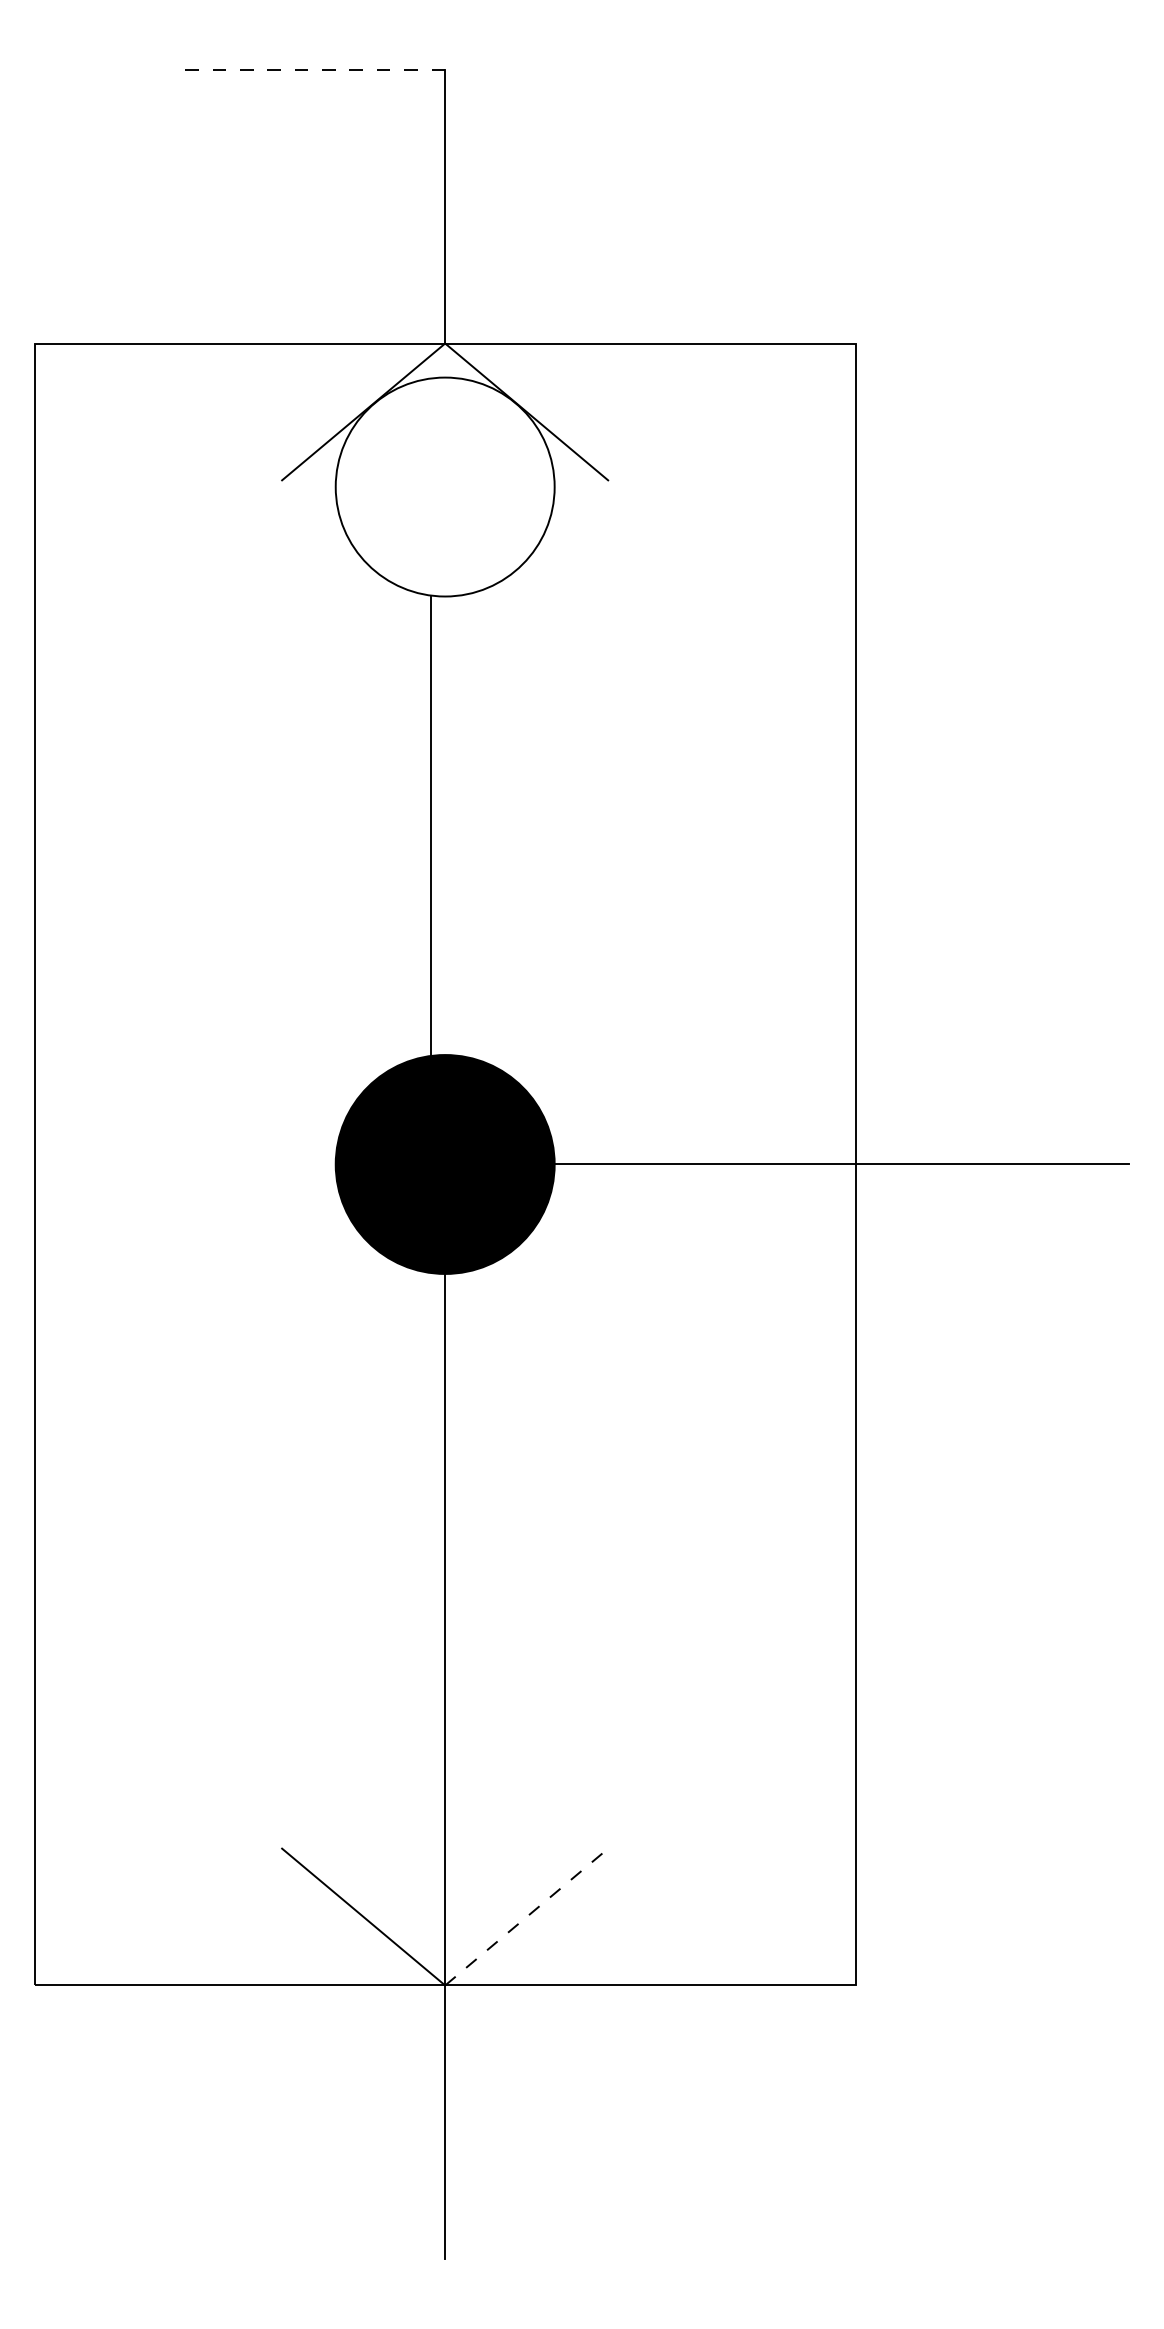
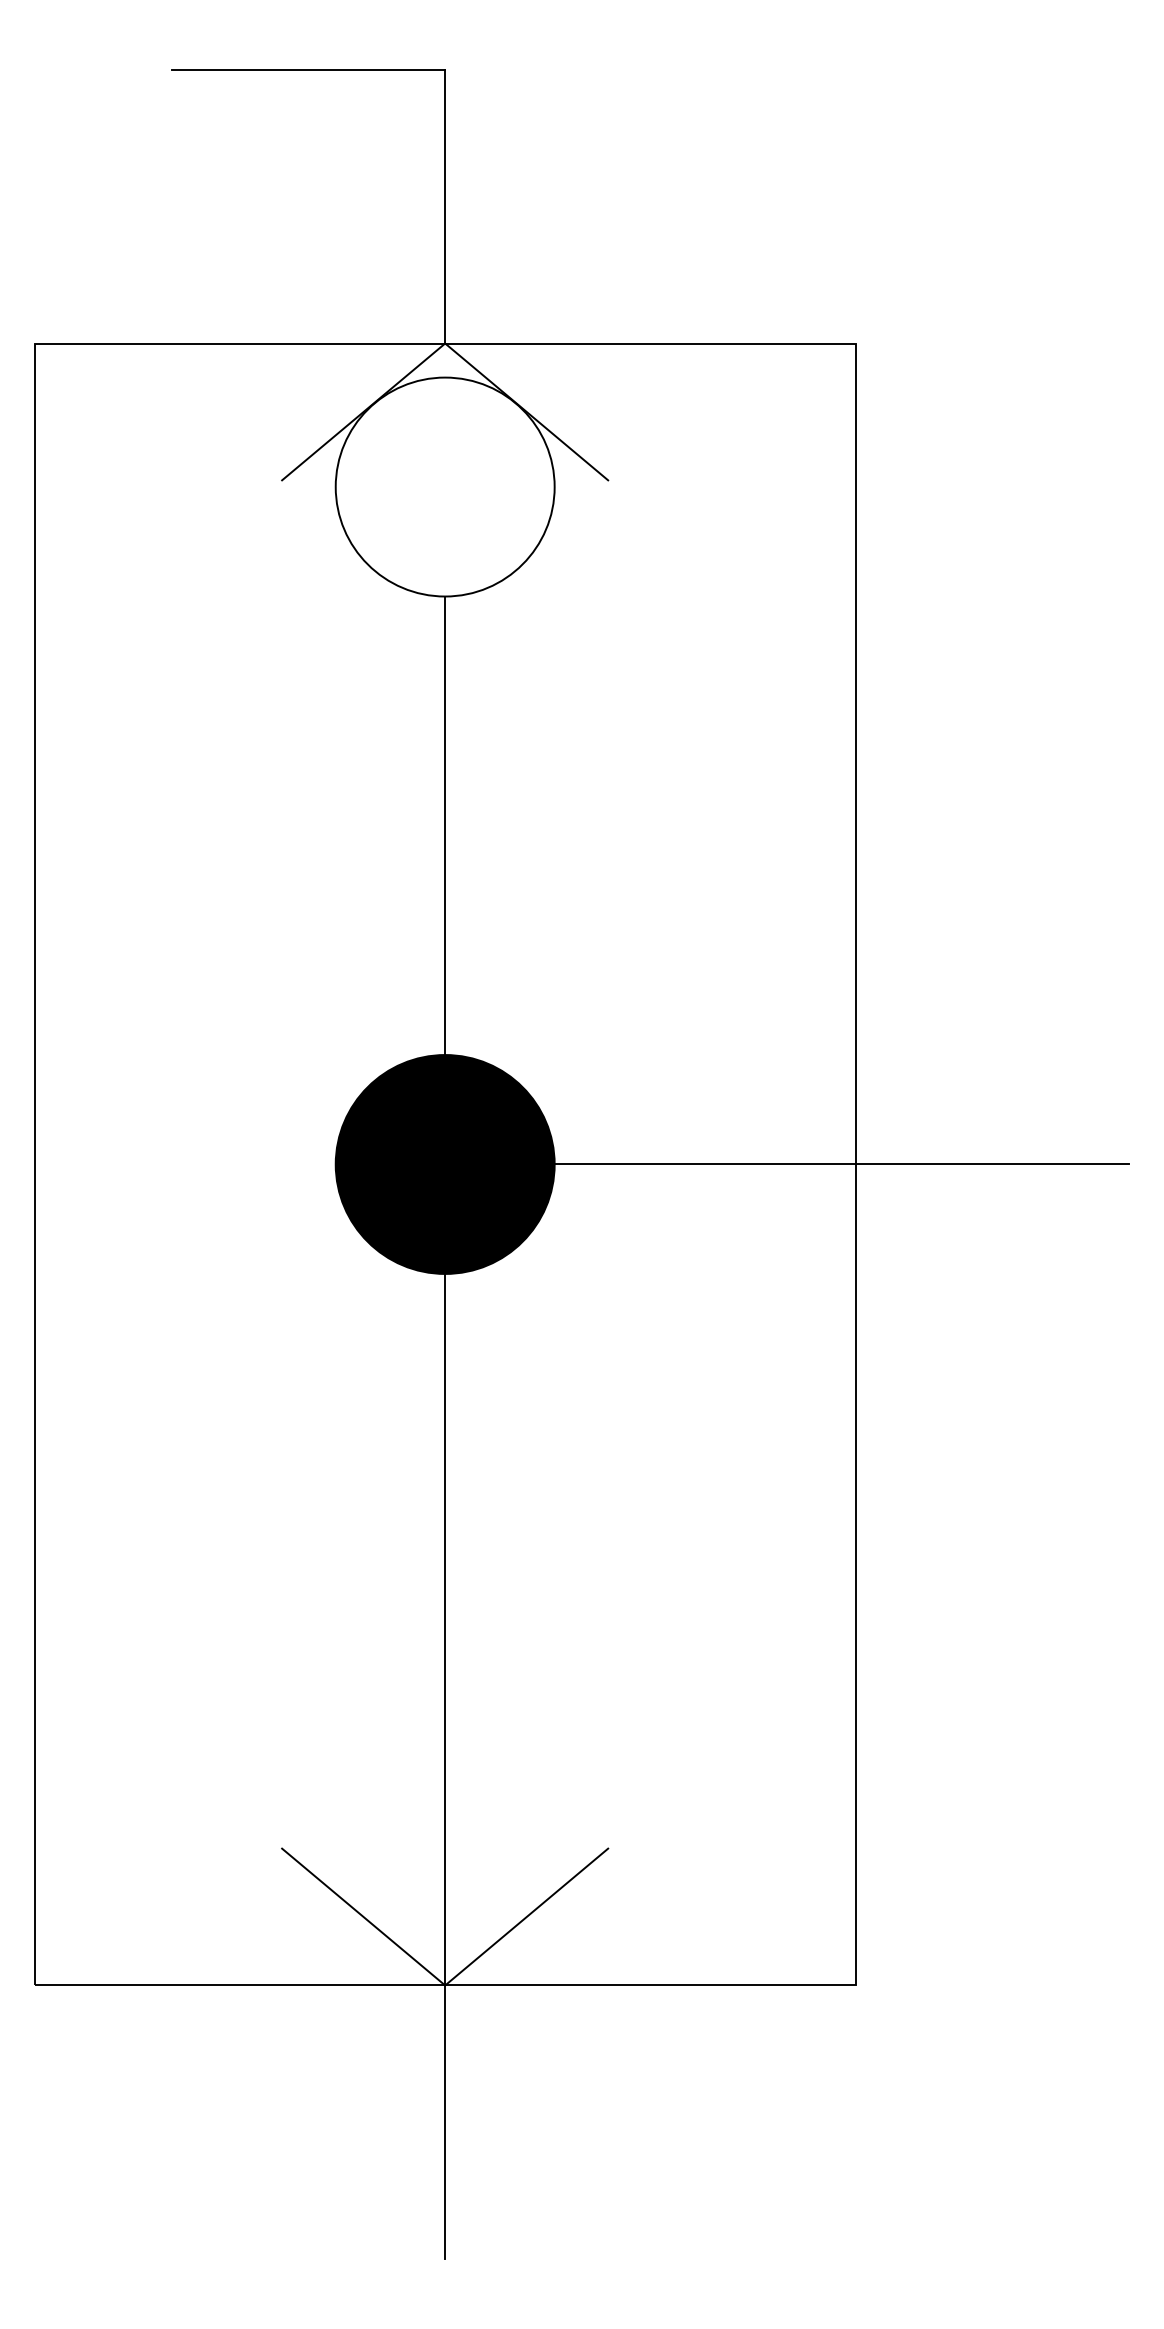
line: dashed -> solid (308, 69)
line position: (431, 825) -> (445, 825) (445, 825)
line: dashed -> solid (527, 1916)
